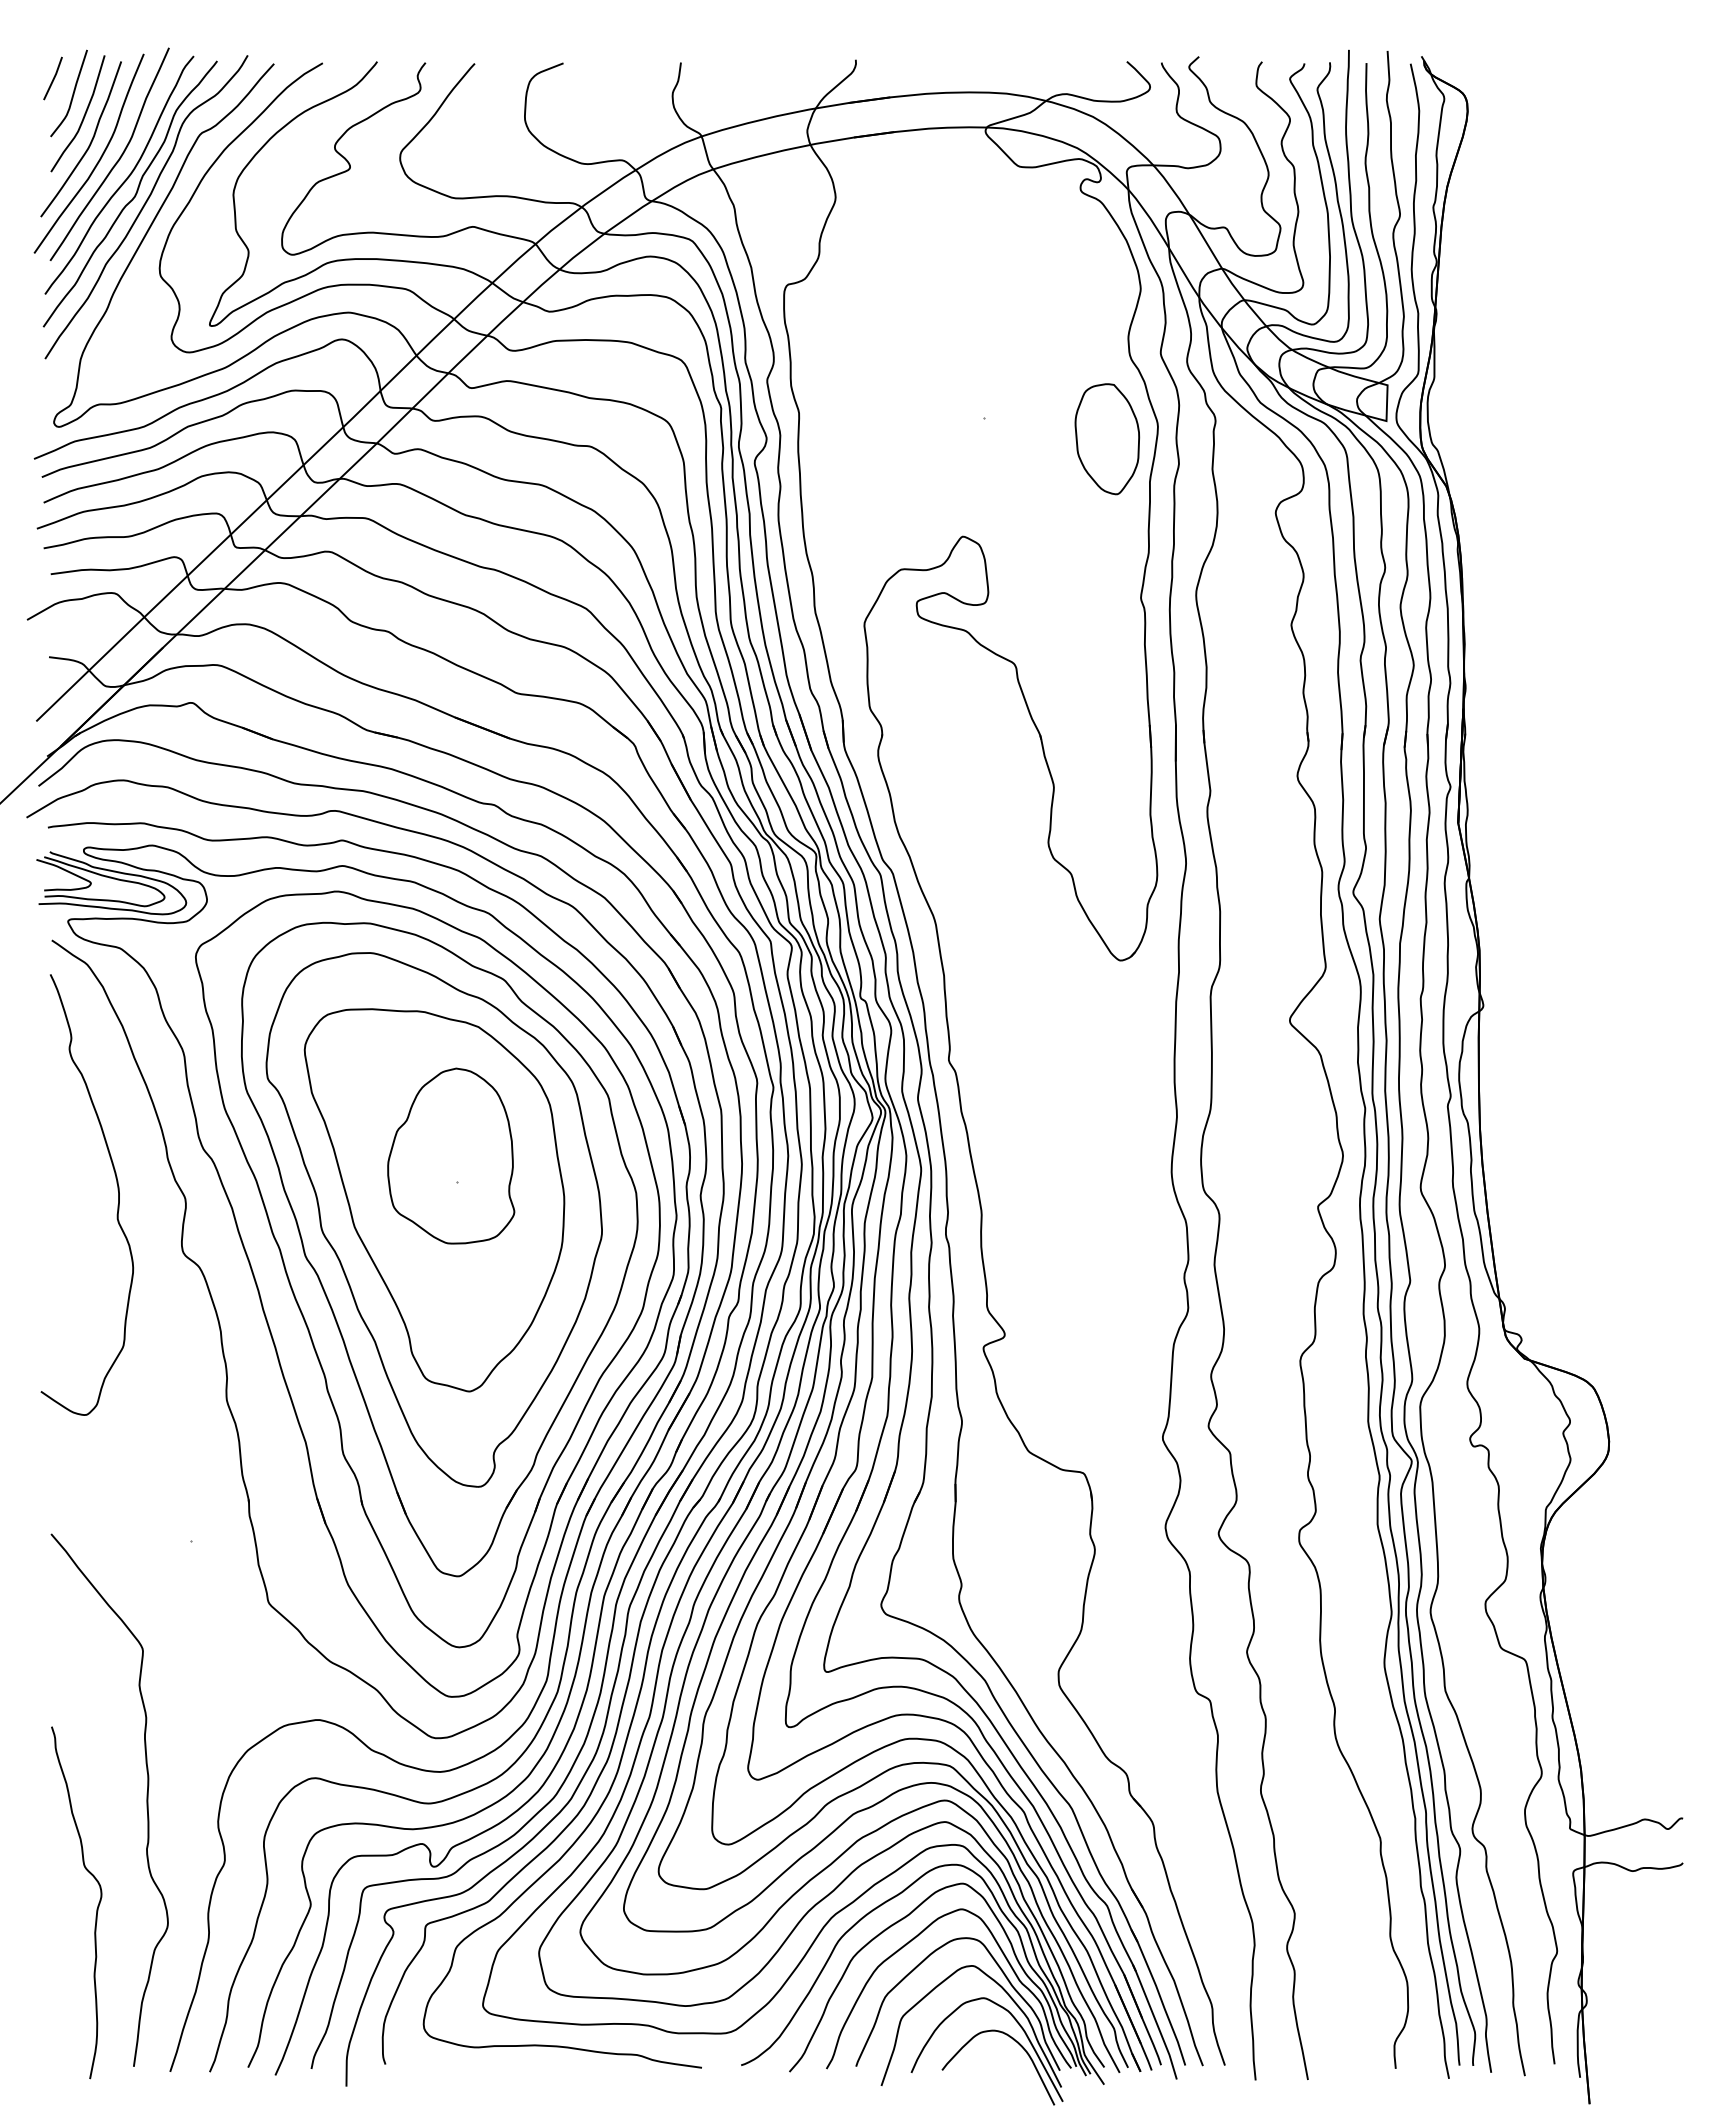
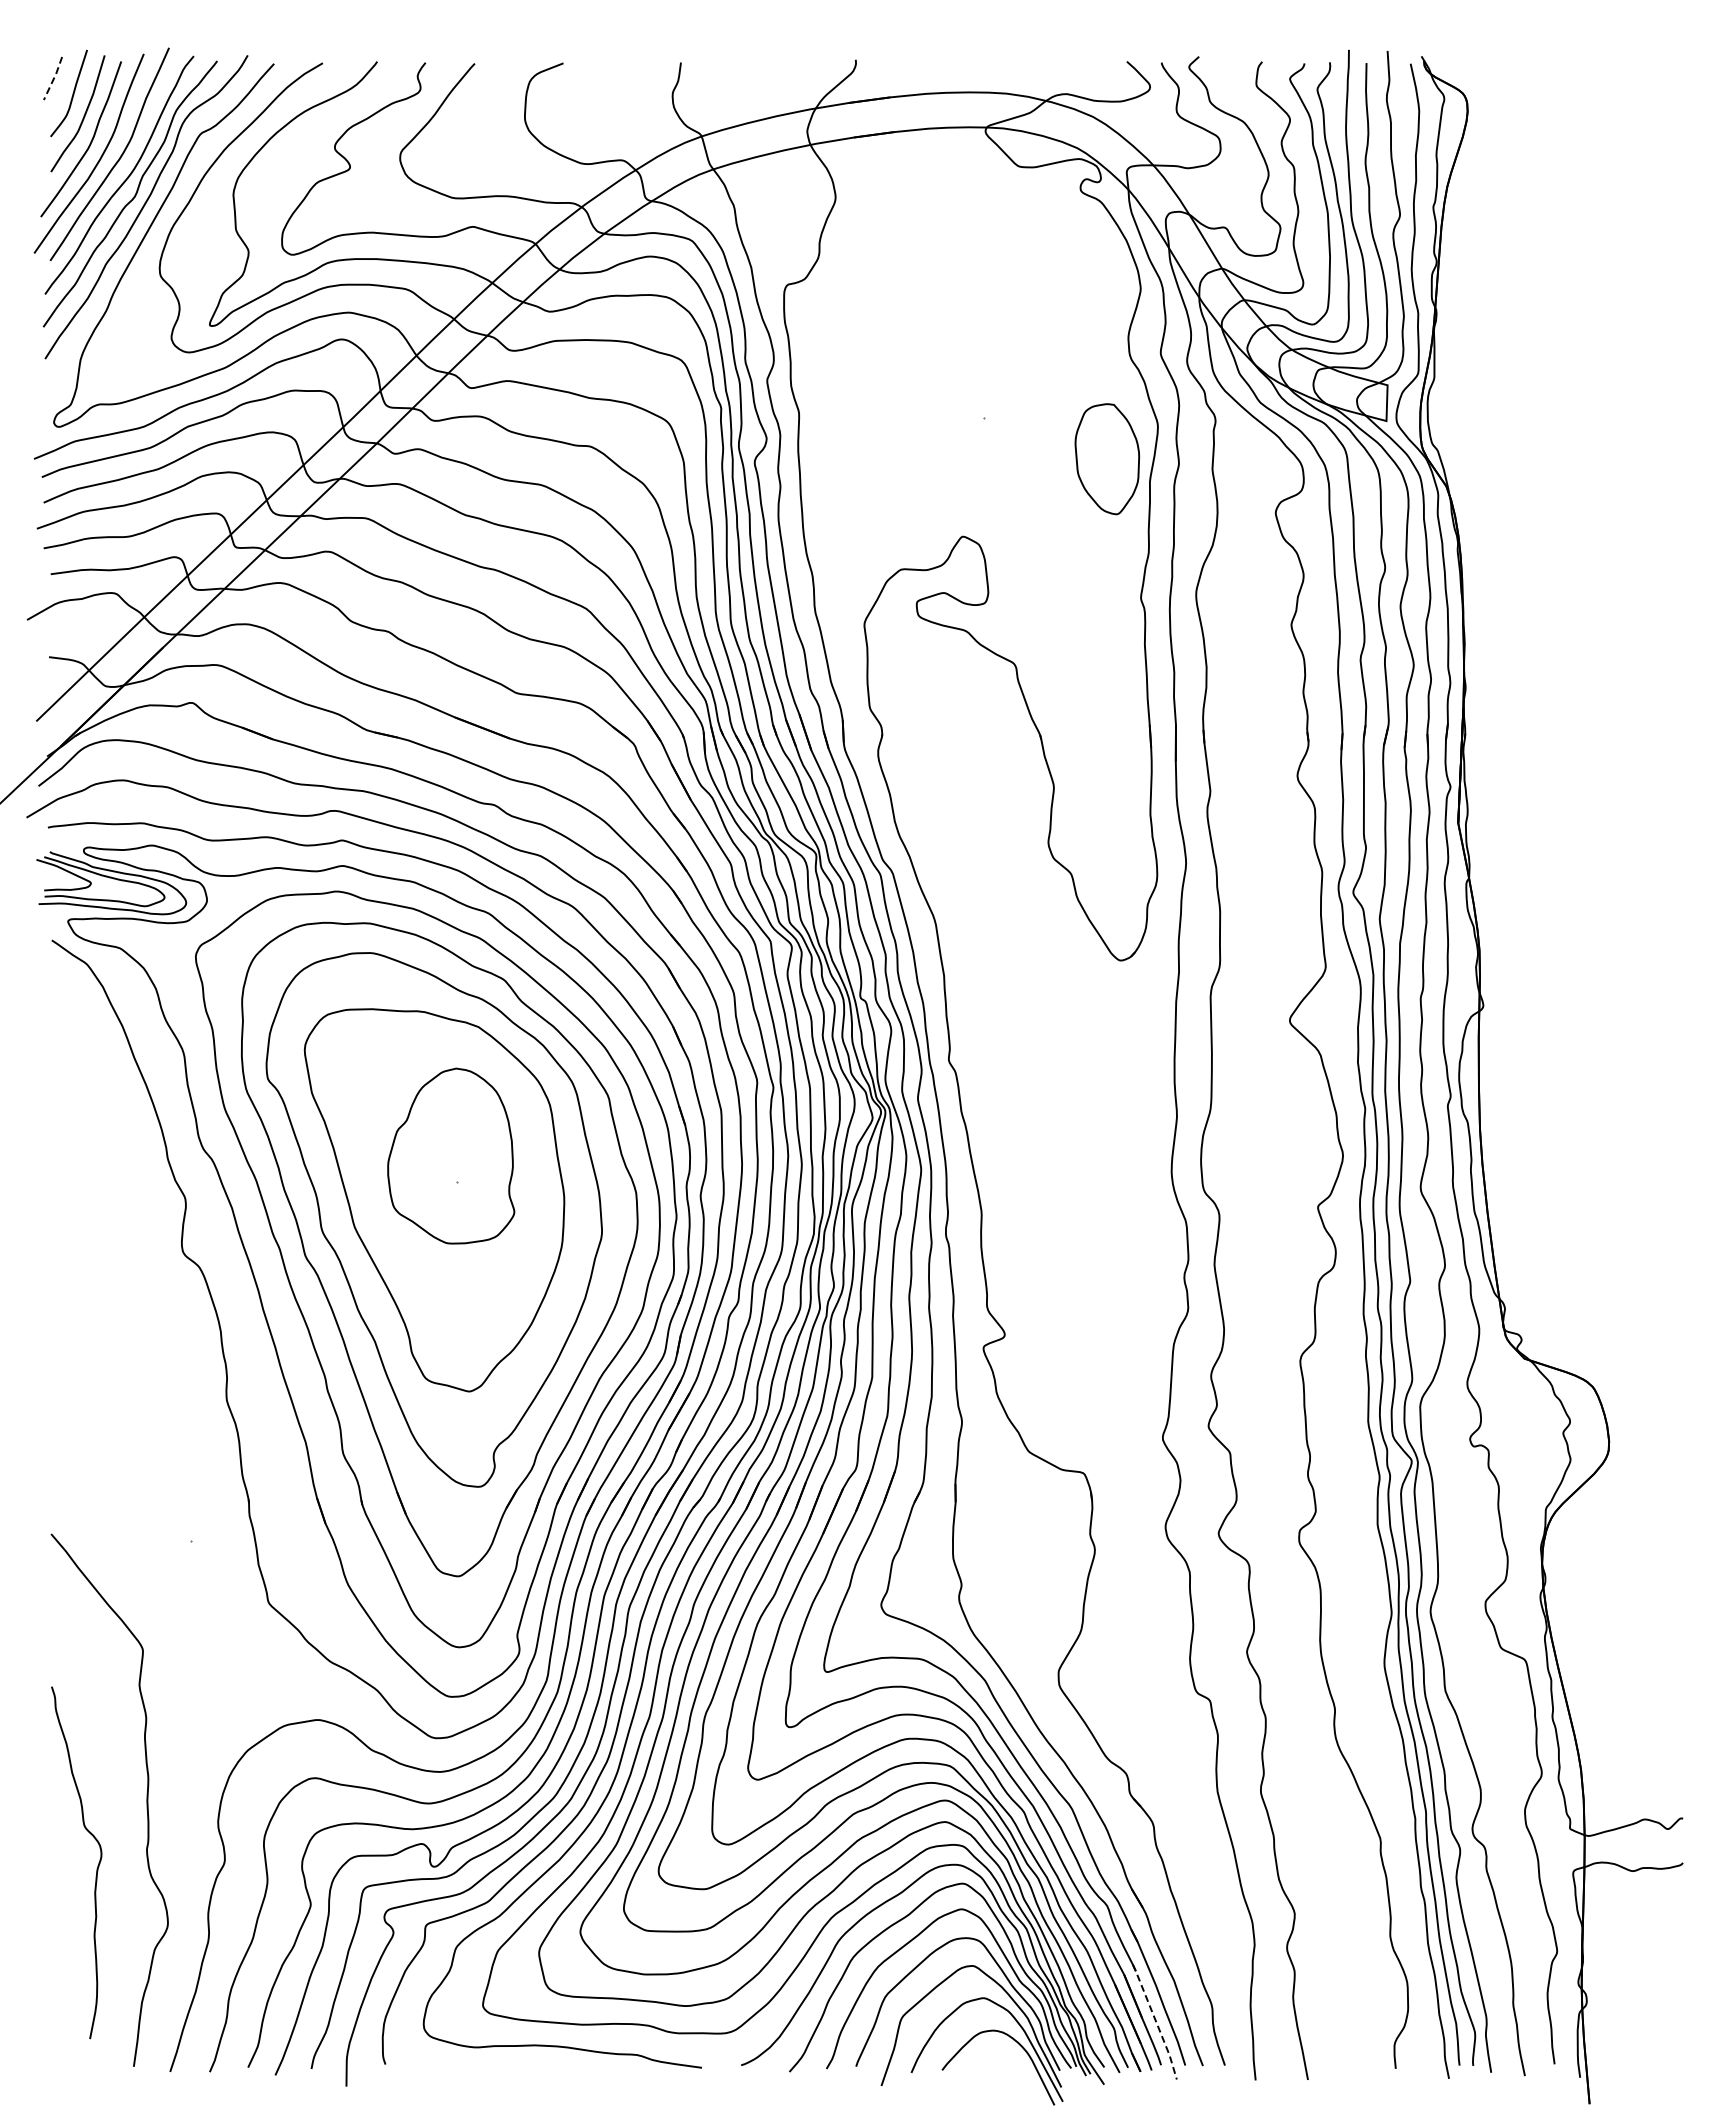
line: solid -> dashed (54, 78)
part position: (1107, 439) -> (1107, 459) (1107, 459)
curve: present -> none (117, 1190)
curve position: (96, 1908) -> (96, 1868) (96, 1868)
line: solid -> dashed (1156, 2021)
